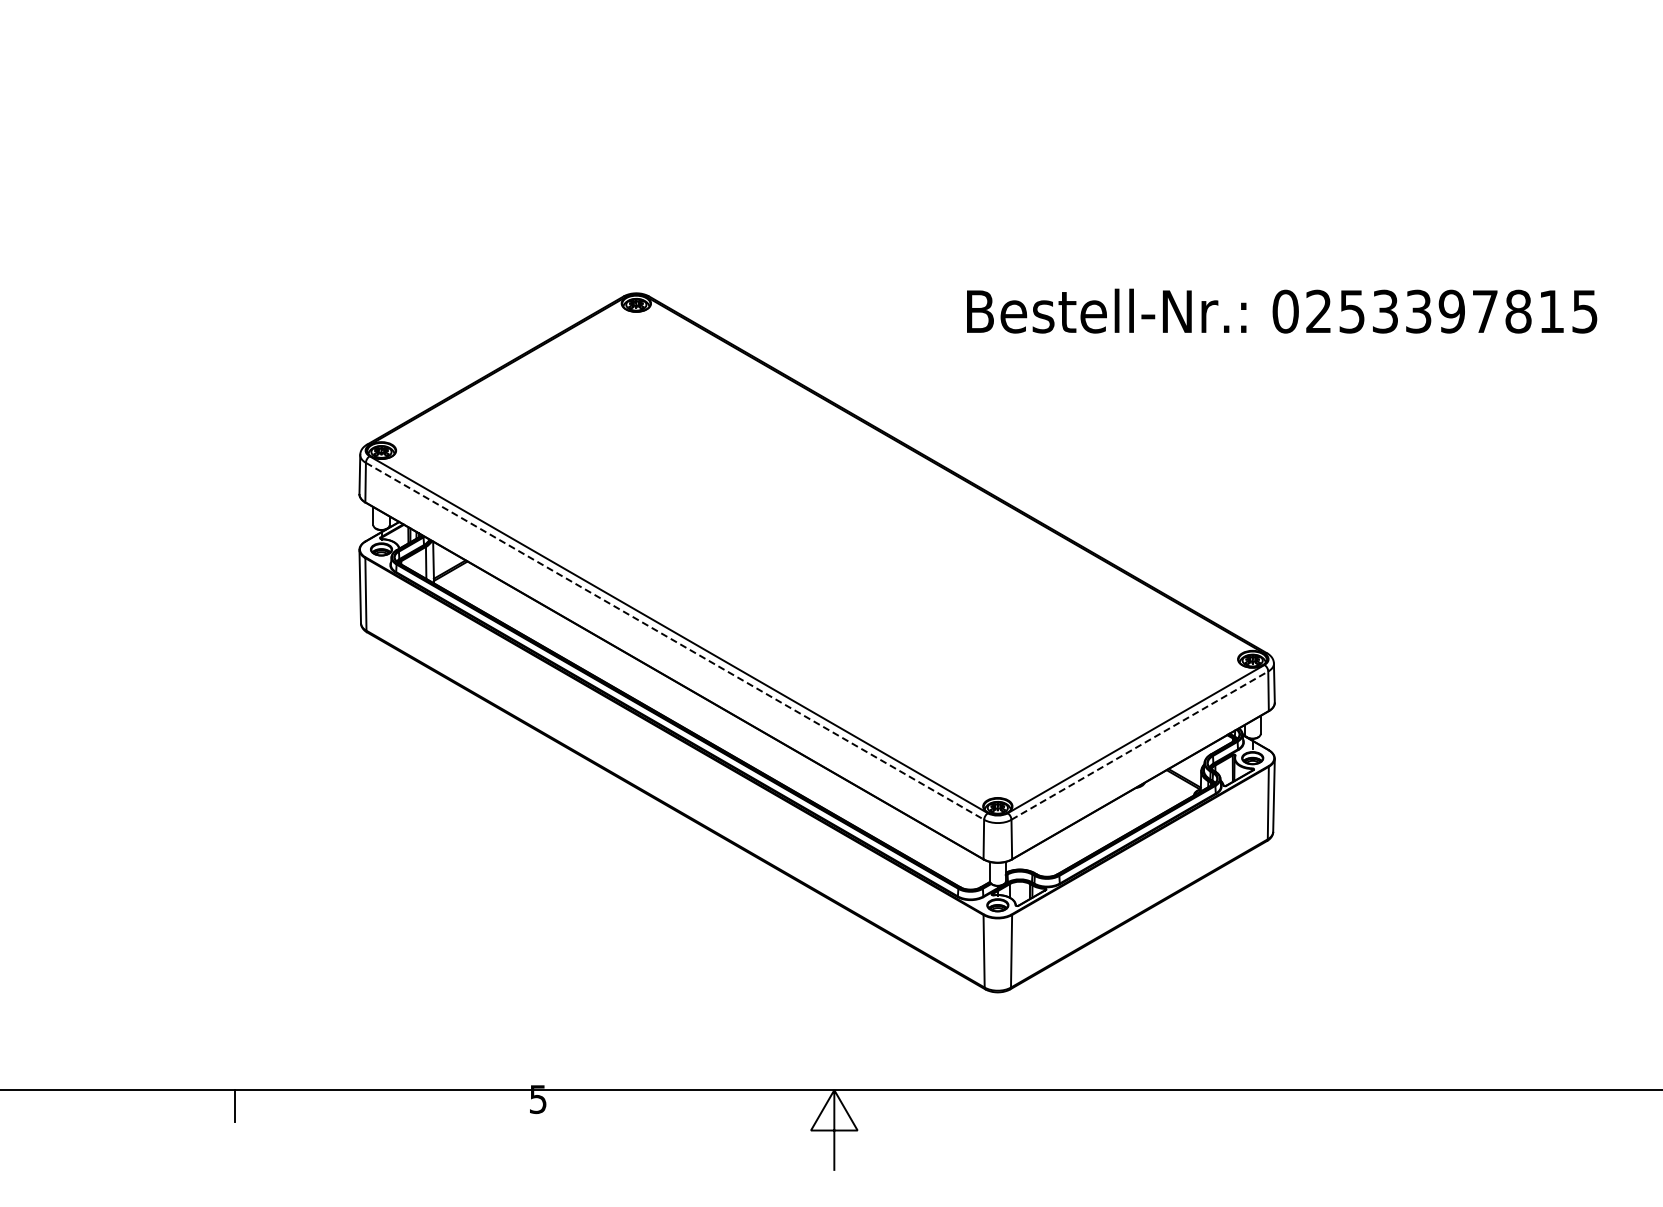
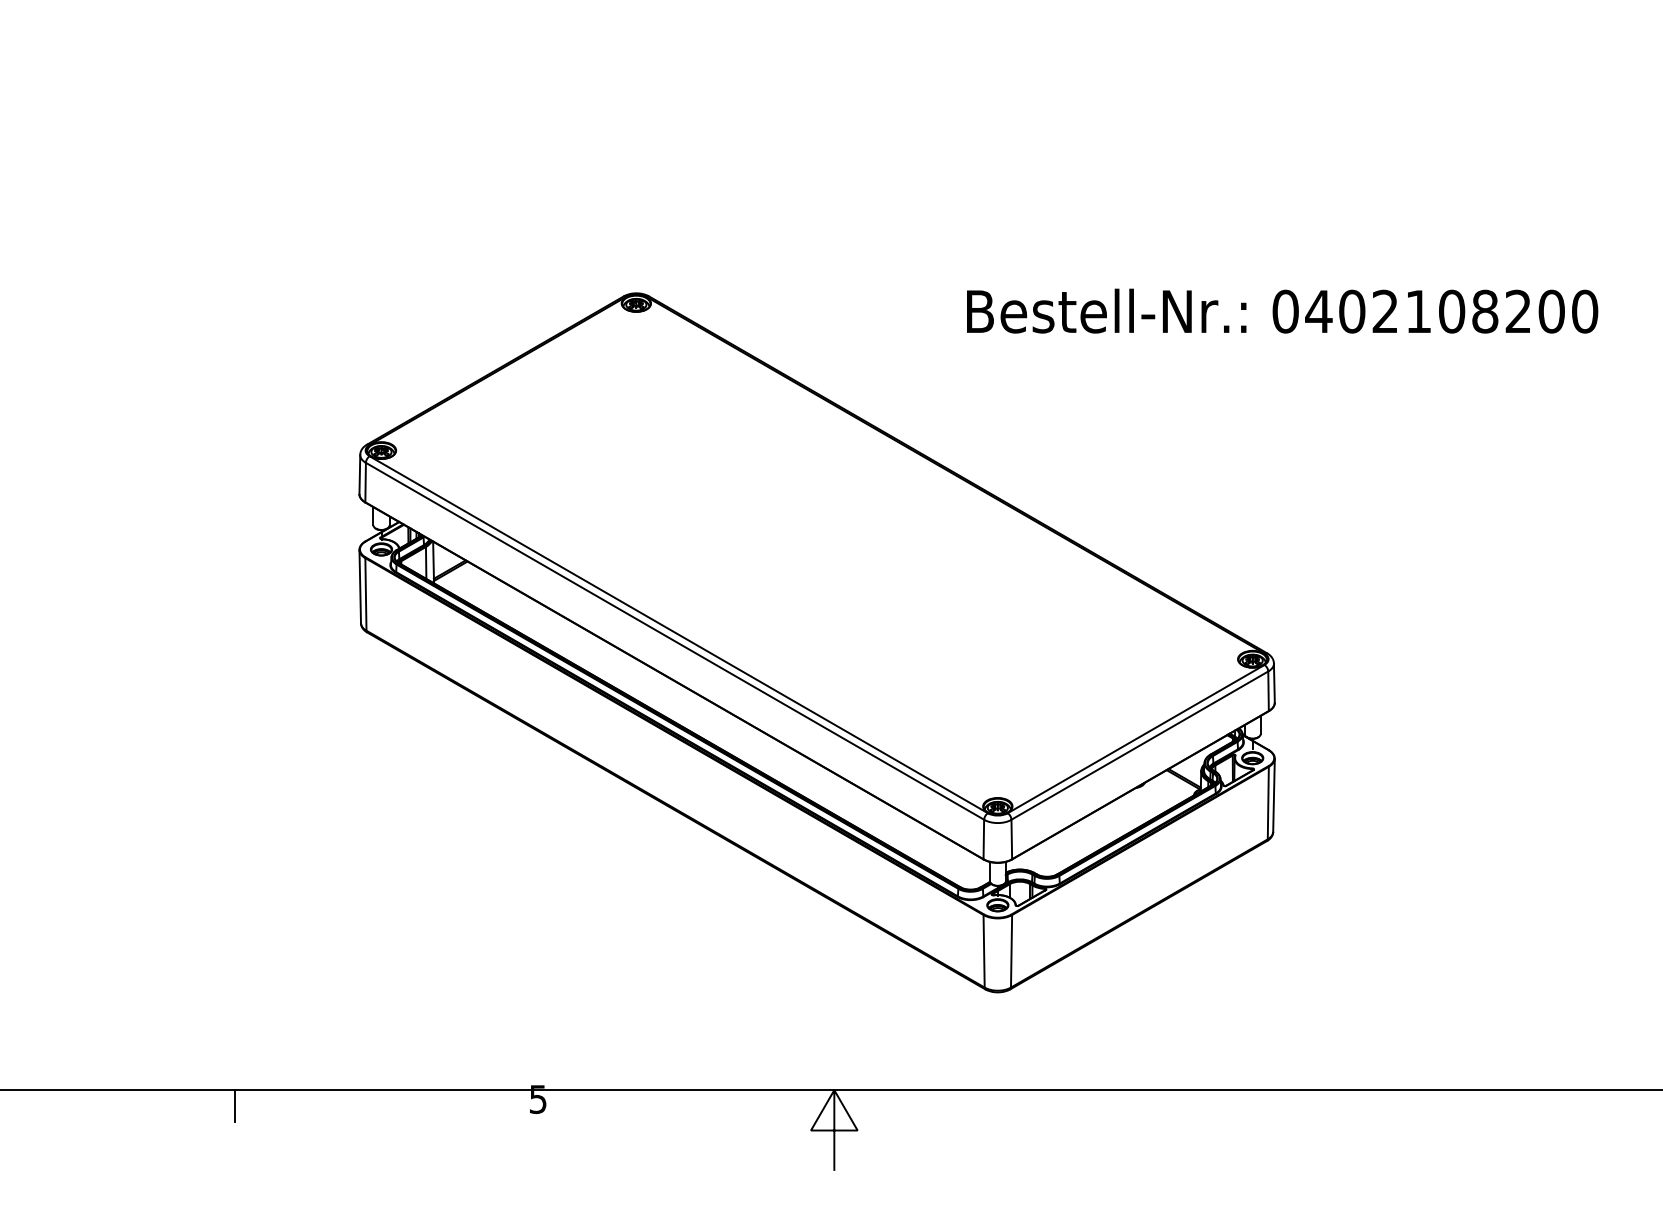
text: 0253397815 -> 0402108200 (1451, 311)
line: dashed -> solid (675, 641)
line: dashed -> solid (1140, 745)
